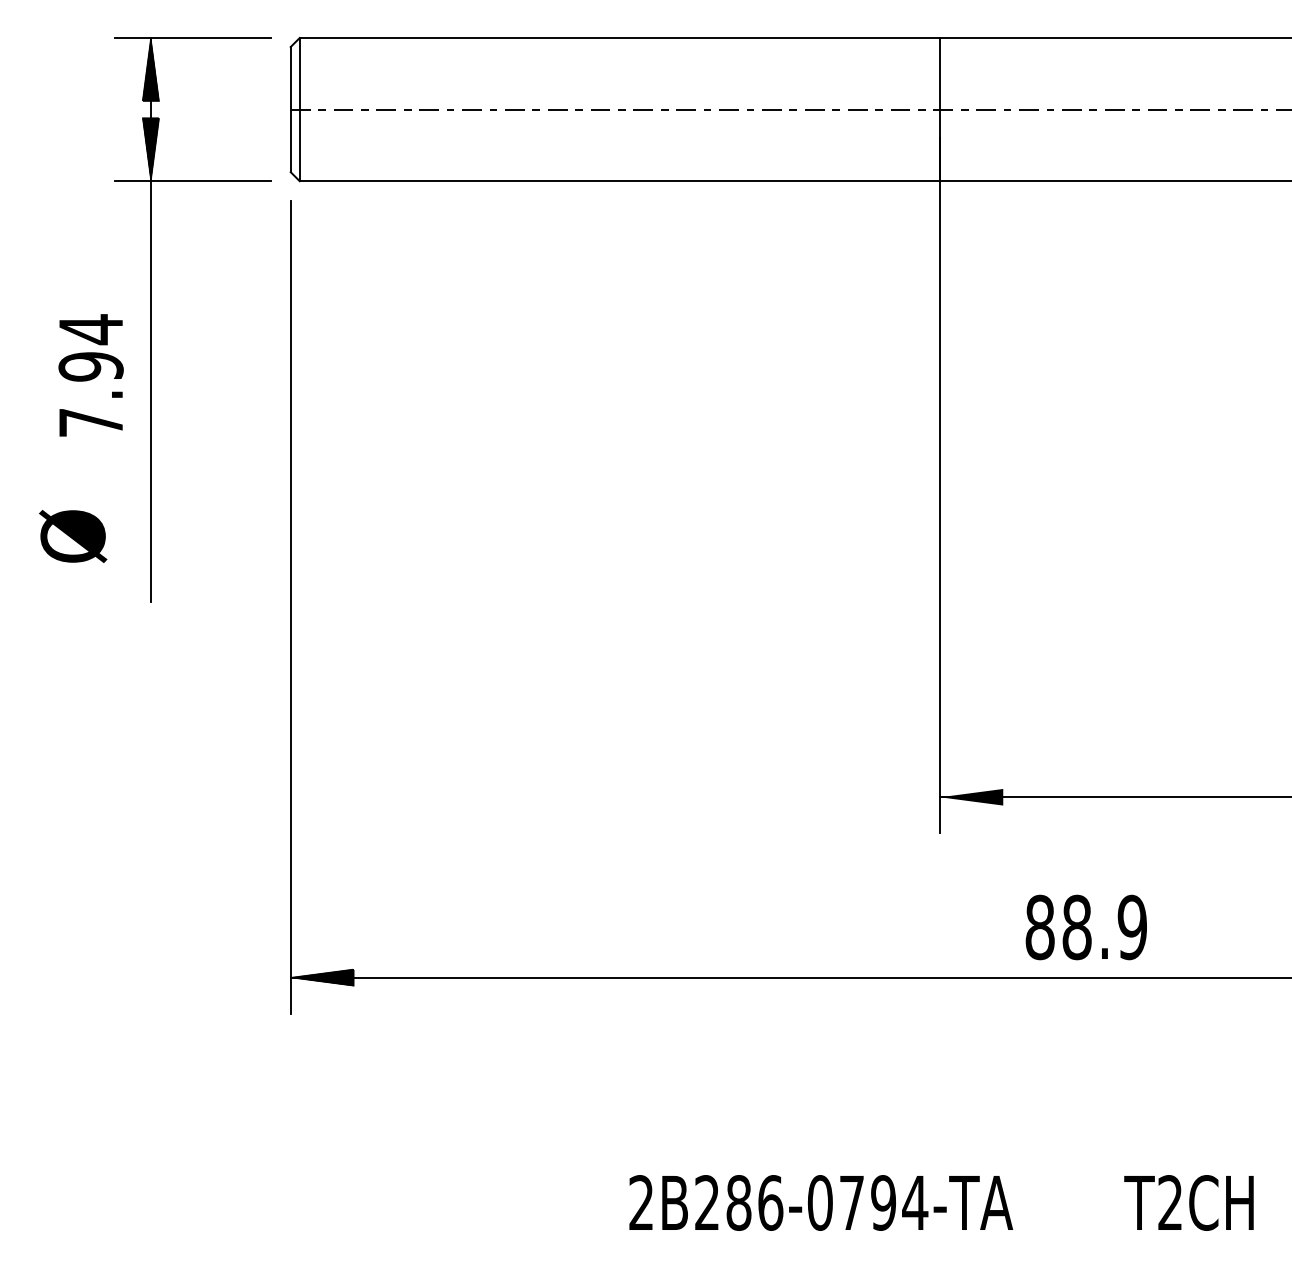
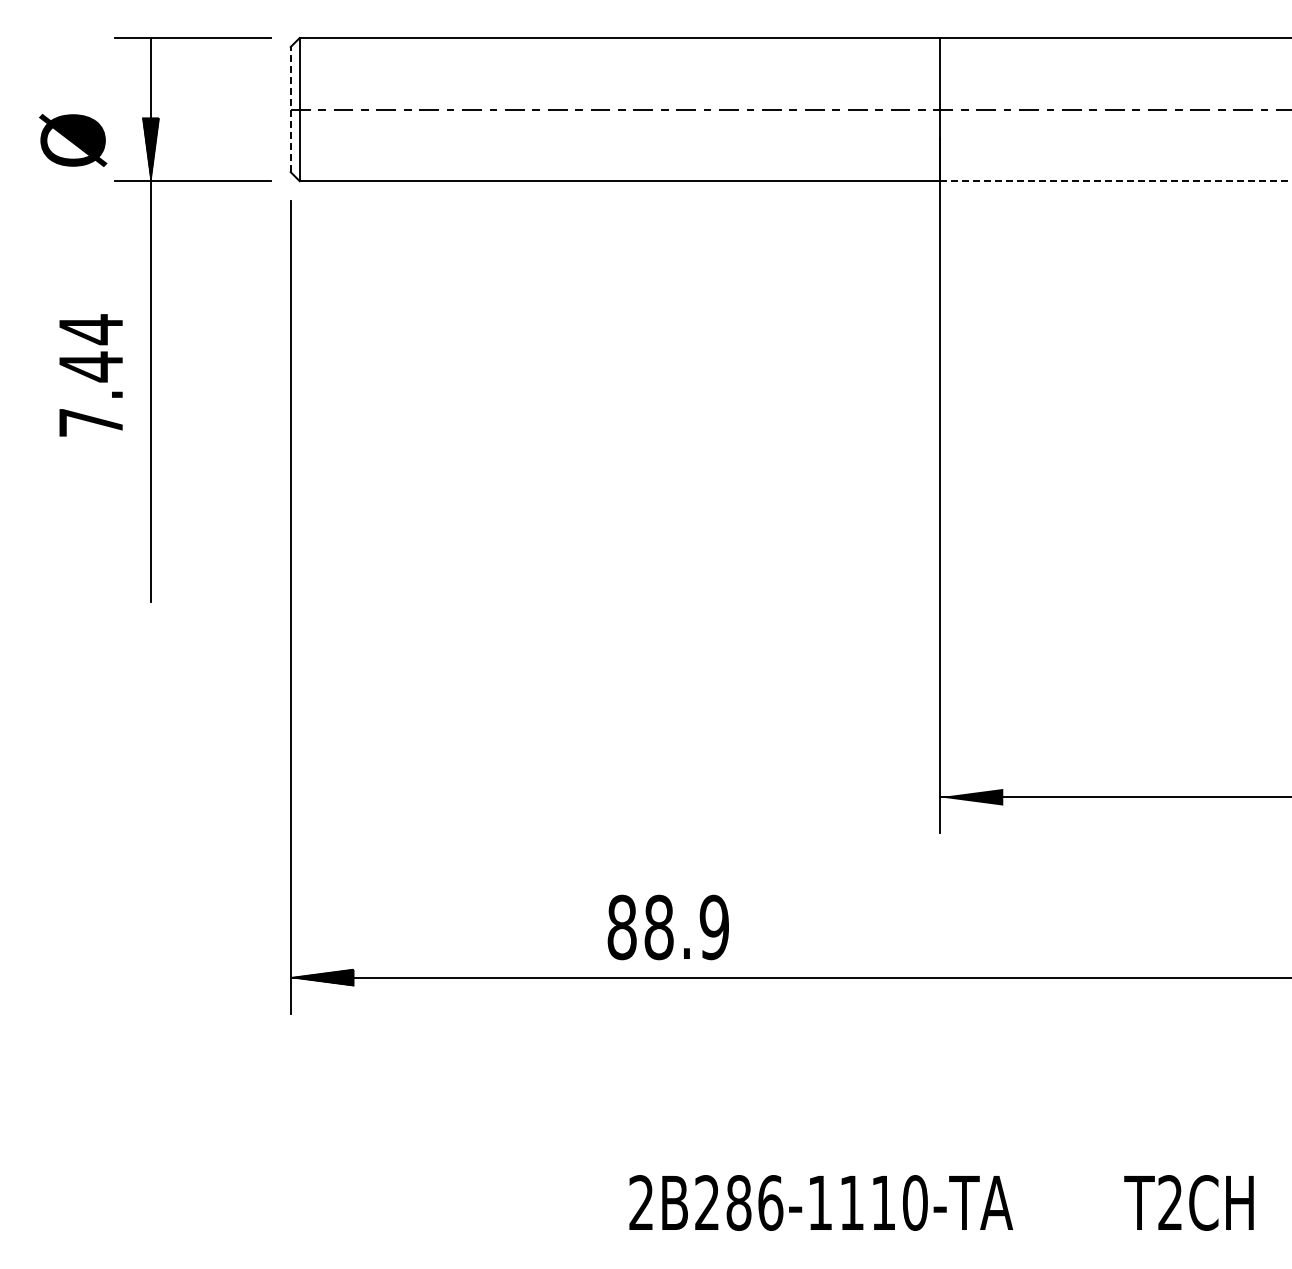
hatch: present -> none (150, 69)
line: solid -> dashed (290, 109)
line: solid -> dashed (1116, 181)
text: 7.94 -> 7.44 (90, 366)
text position: (73, 536) -> (73, 140) (73, 140)
text position: (1085, 927) -> (667, 927) (667, 927)
text: 2B286-0794-TA -> 2B286-1110-TA (867, 1202)
